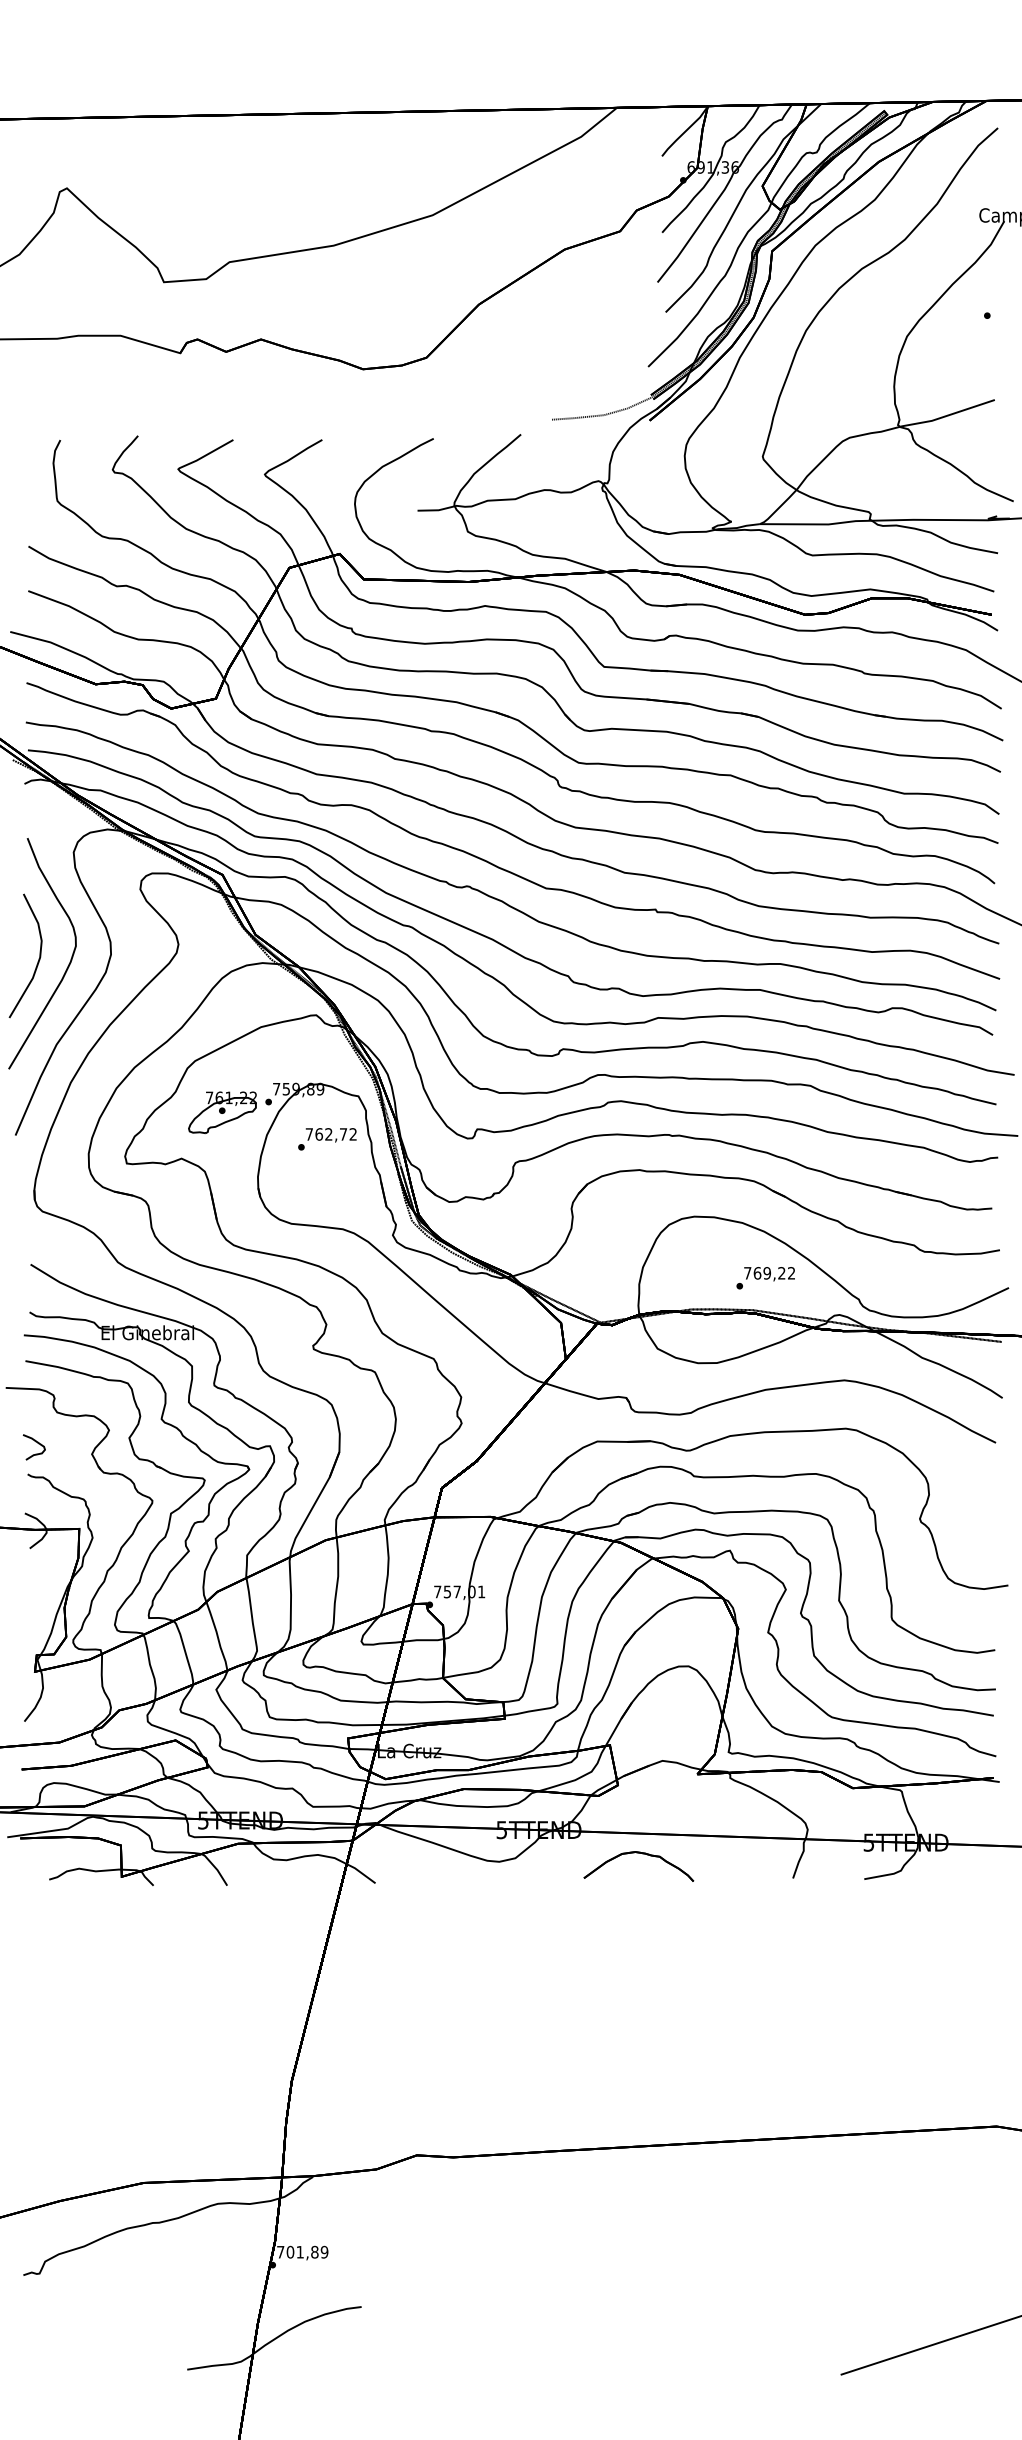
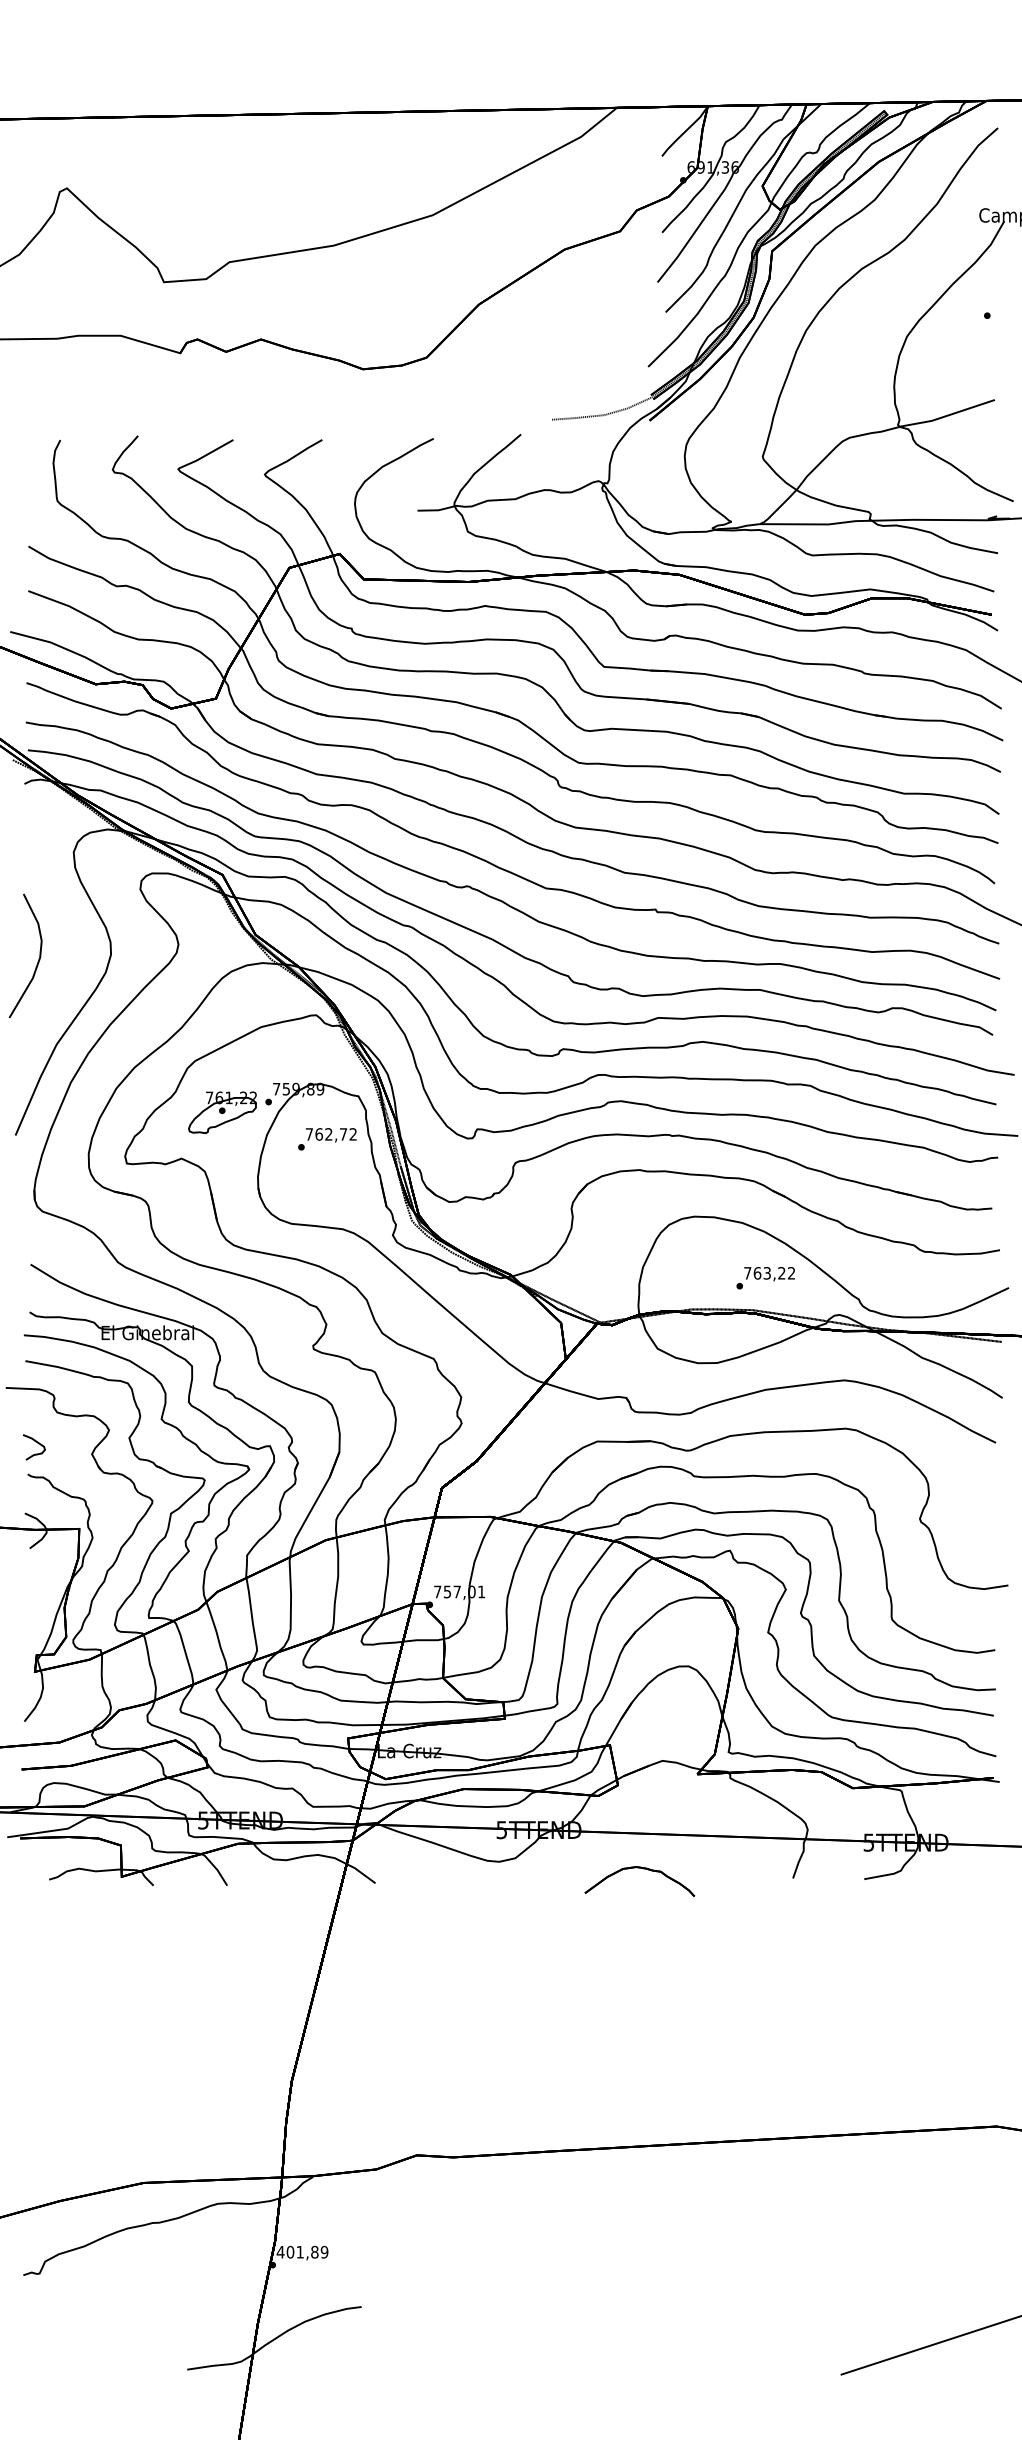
curve: present -> none (69, 961)
text: 769,22 -> 763,22 (766, 1273)
part position: (642, 1854) -> (643, 1869) (643, 1869)
text: 701,89 -> 401,89 (280, 2252)
